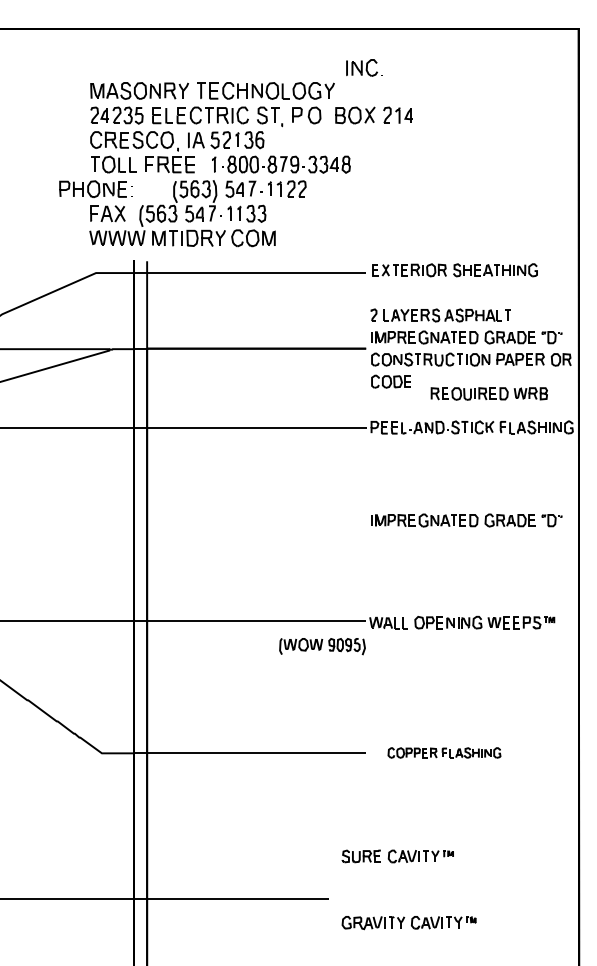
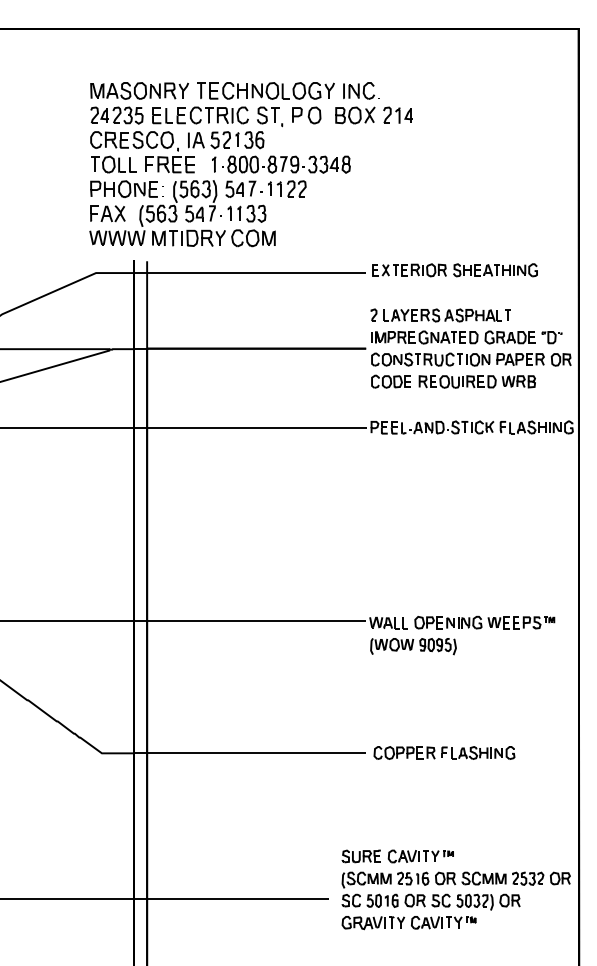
part position: (364, 67) -> (361, 90) (361, 90)
part position: (95, 188) -> (126, 188) (126, 188)
part position: (488, 393) -> (476, 381) (476, 381)
part: present -> none (466, 520)
part position: (322, 646) -> (413, 646) (413, 646)
part size: 115x12 px -> 143x14 px (444, 752)
part: none -> present (455, 890)
